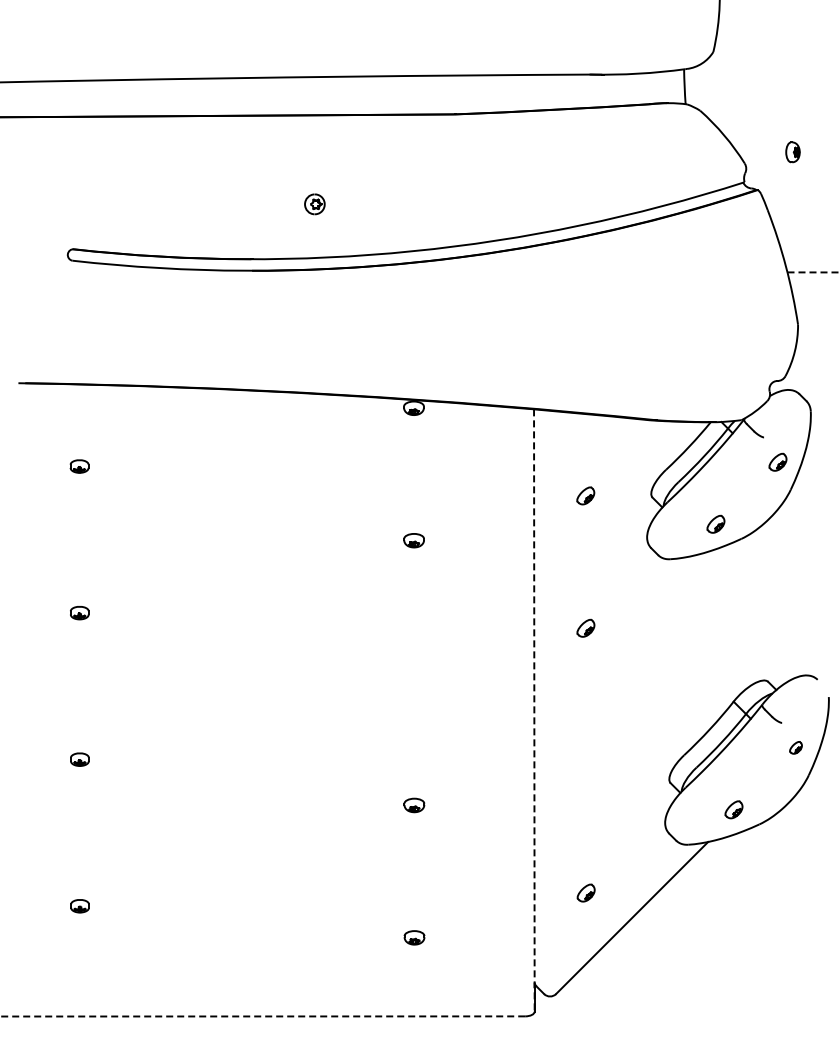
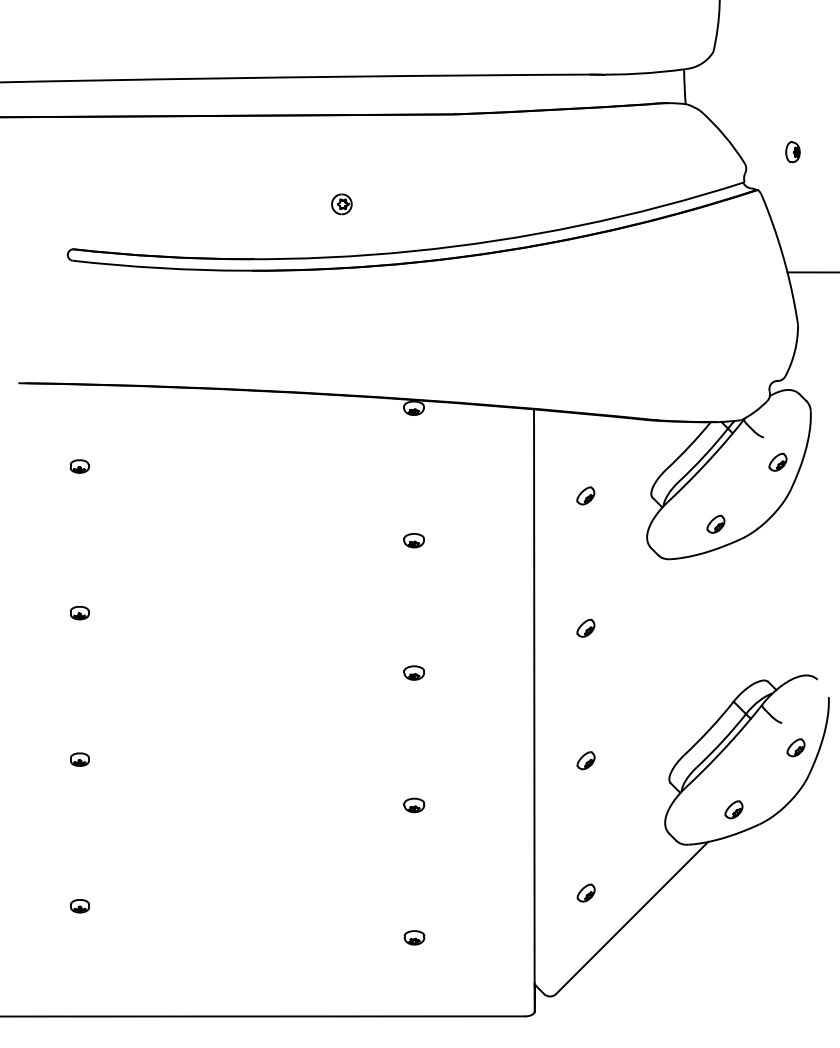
part position: (314, 204) -> (341, 204) (341, 204)
line: dashed -> solid (813, 272)
part: none -> present (413, 672)
line: dashed -> solid (534, 711)
part size: 14x14 px -> 20x20 px (795, 747)
part: none -> present (585, 760)
line: dashed -> solid (262, 1016)
